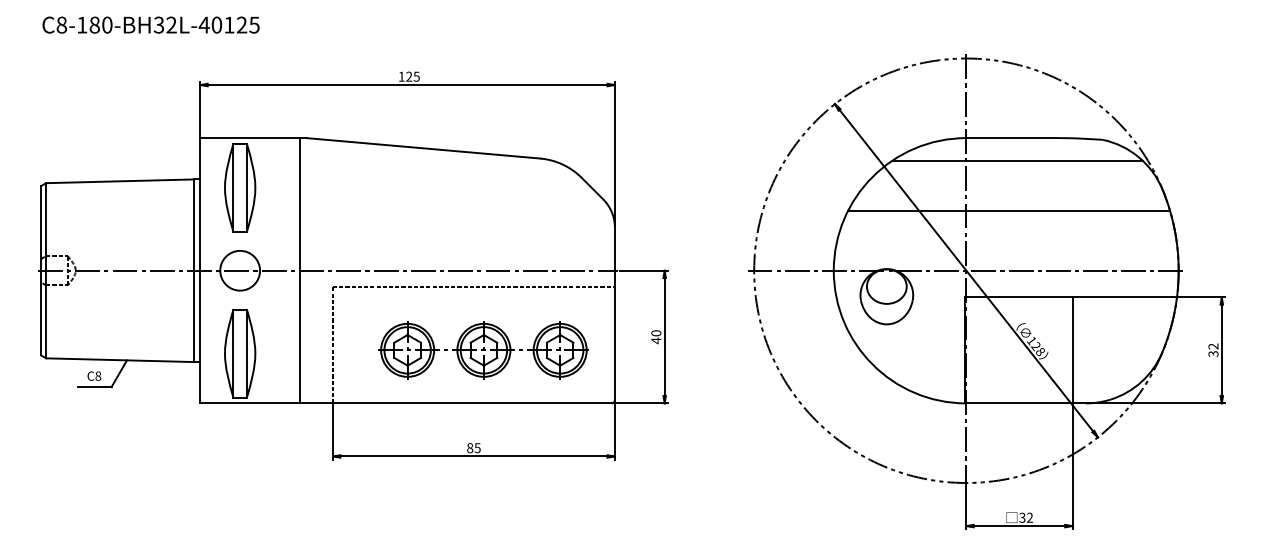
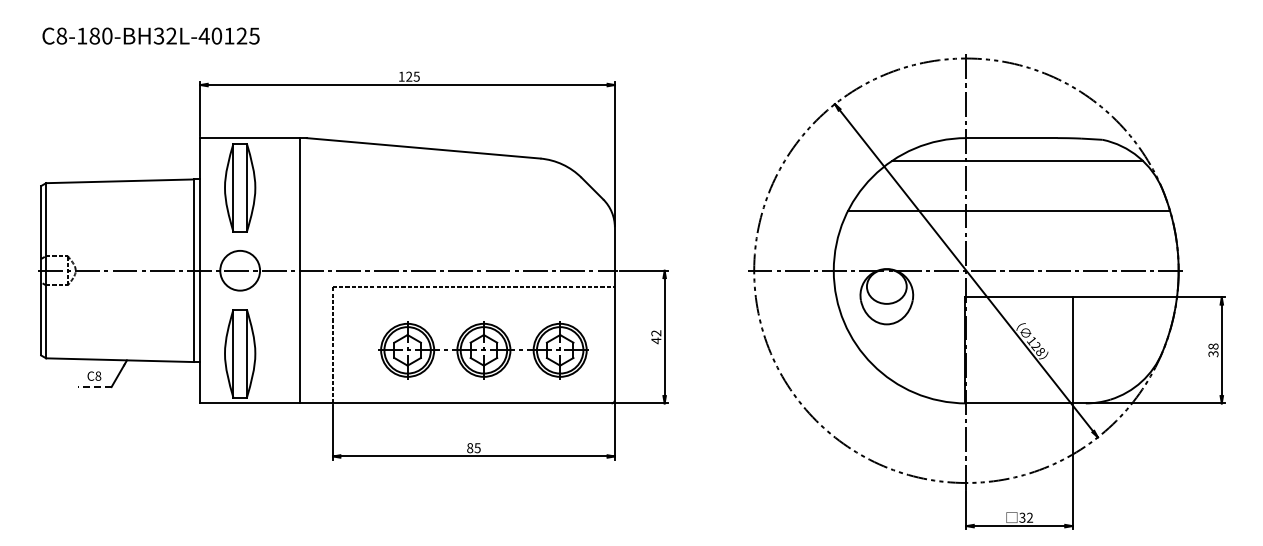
text position: (150, 24) -> (150, 35) (150, 35)
text: 40 -> 42 (656, 333)
text: 32 -> 38 (1213, 346)
line: solid -> dashed (94, 387)
